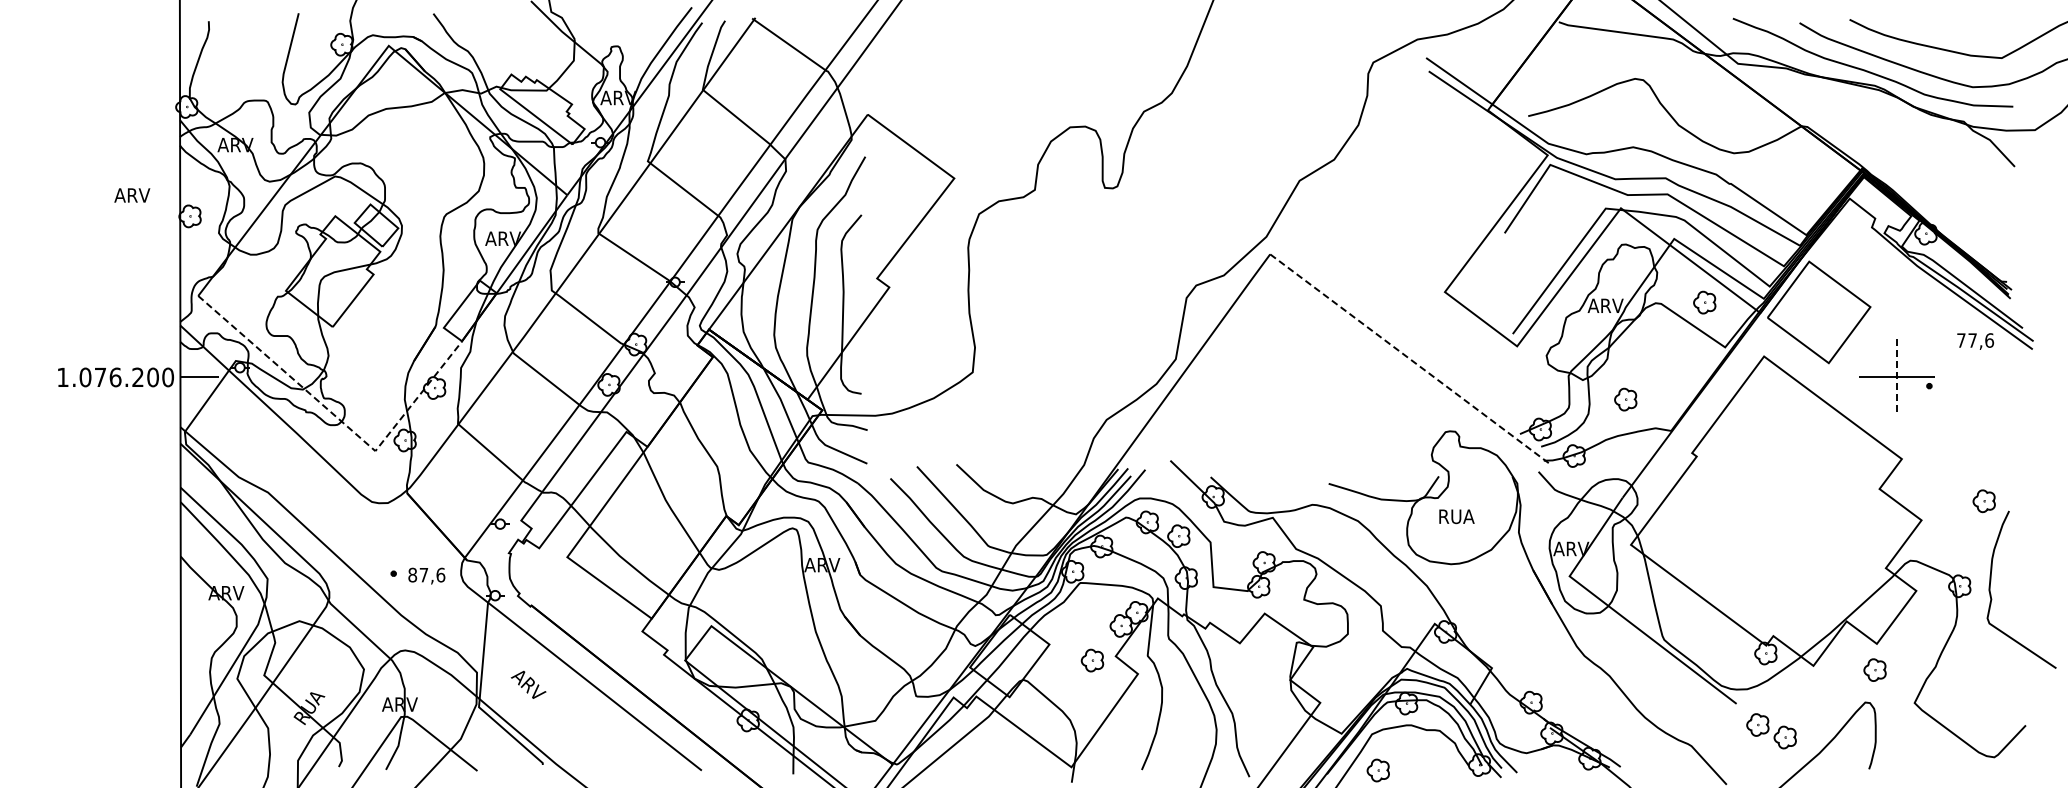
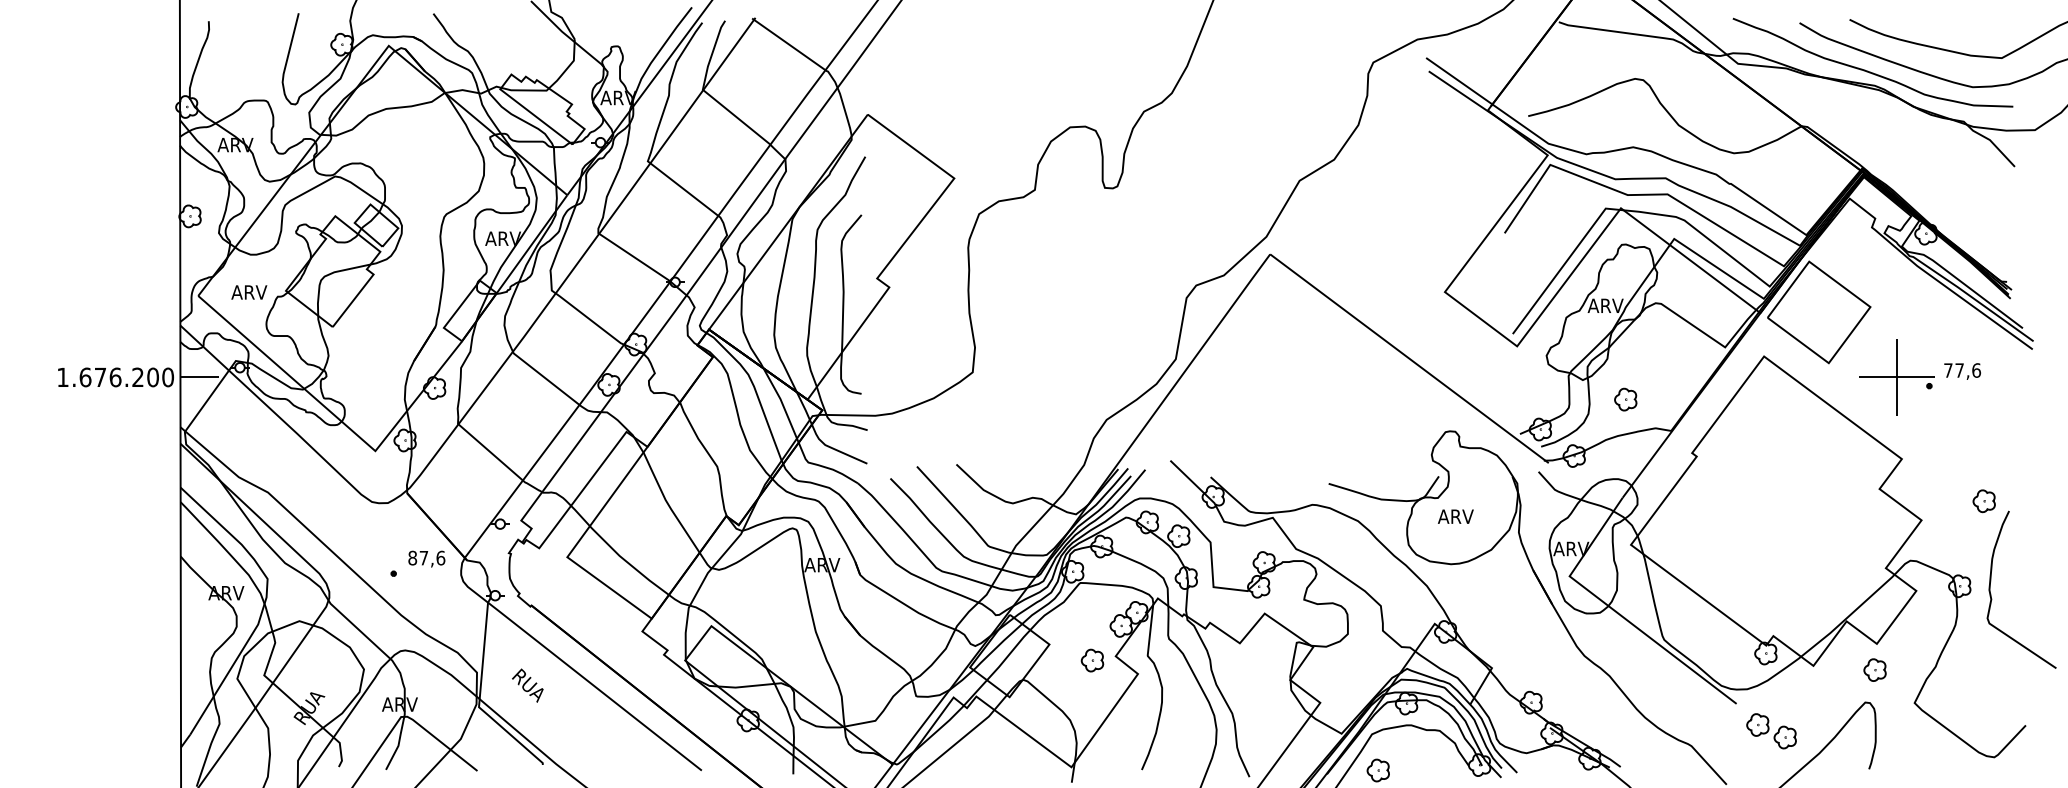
text position: (132, 195) -> (249, 292) (249, 292)
part: present -> none (1704, 302)
text position: (1975, 341) -> (1962, 371) (1962, 371)
line: dashed -> solid (1409, 358)
text: 1.076.200 -> 1.676.200 (85, 376)
line: dashed -> solid (1896, 377)
line: dashed -> solid (340, 420)
text: RUA -> ARV (1455, 516)
text position: (426, 575) -> (426, 558) (426, 558)
text: ARV -> RUA (528, 685)
